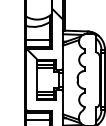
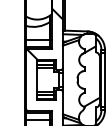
hatch: none -> present (90, 76)
